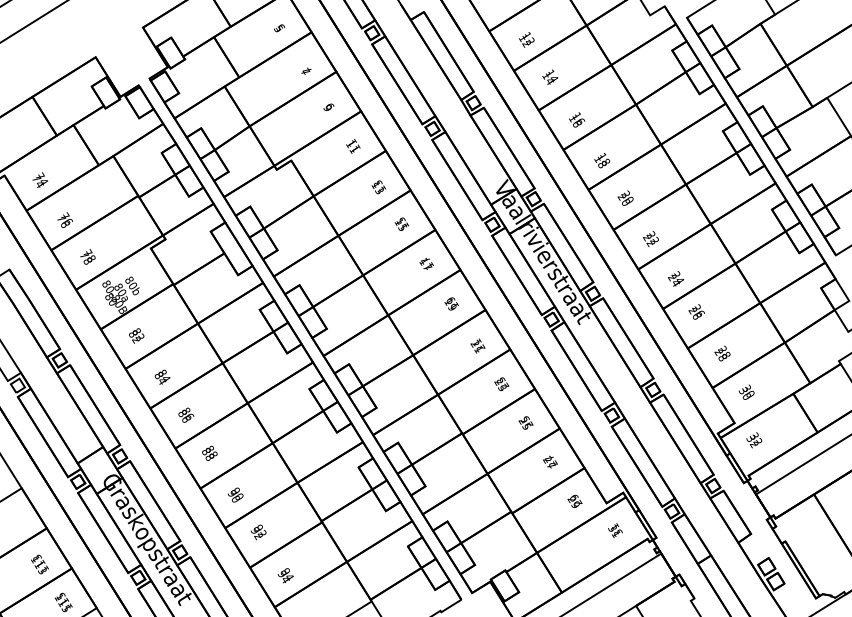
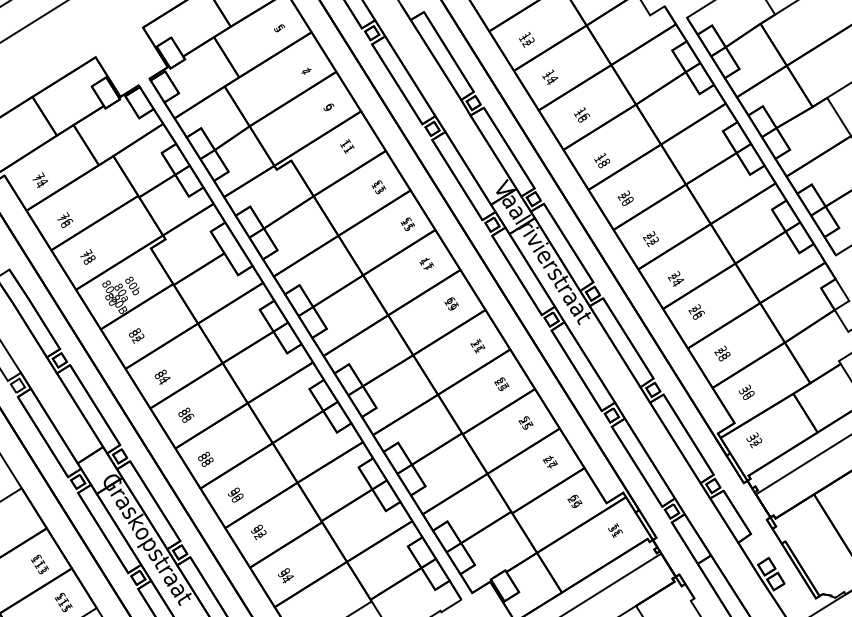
text position: (577, 119) -> (582, 114) (582, 114)
text position: (353, 146) -> (347, 146) (347, 146)
text position: (401, 223) -> (407, 223) (407, 223)
text position: (209, 452) -> (205, 458) (205, 458)
